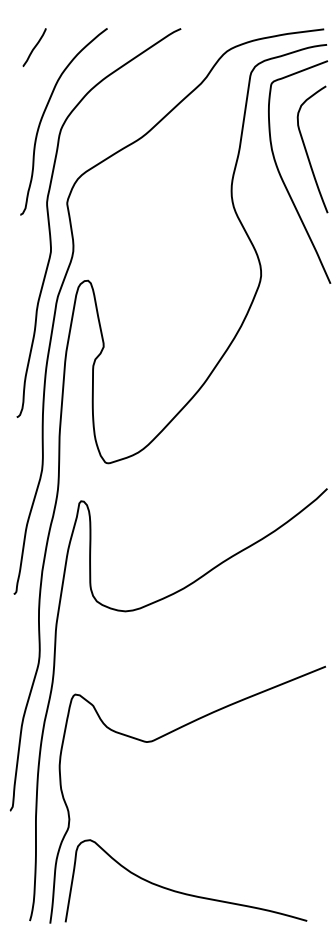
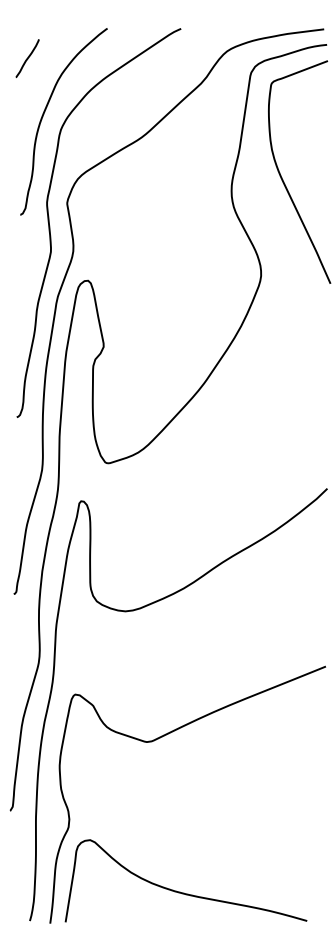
line position: (34, 47) -> (27, 58) (27, 58)
curve: present -> none (307, 151)
